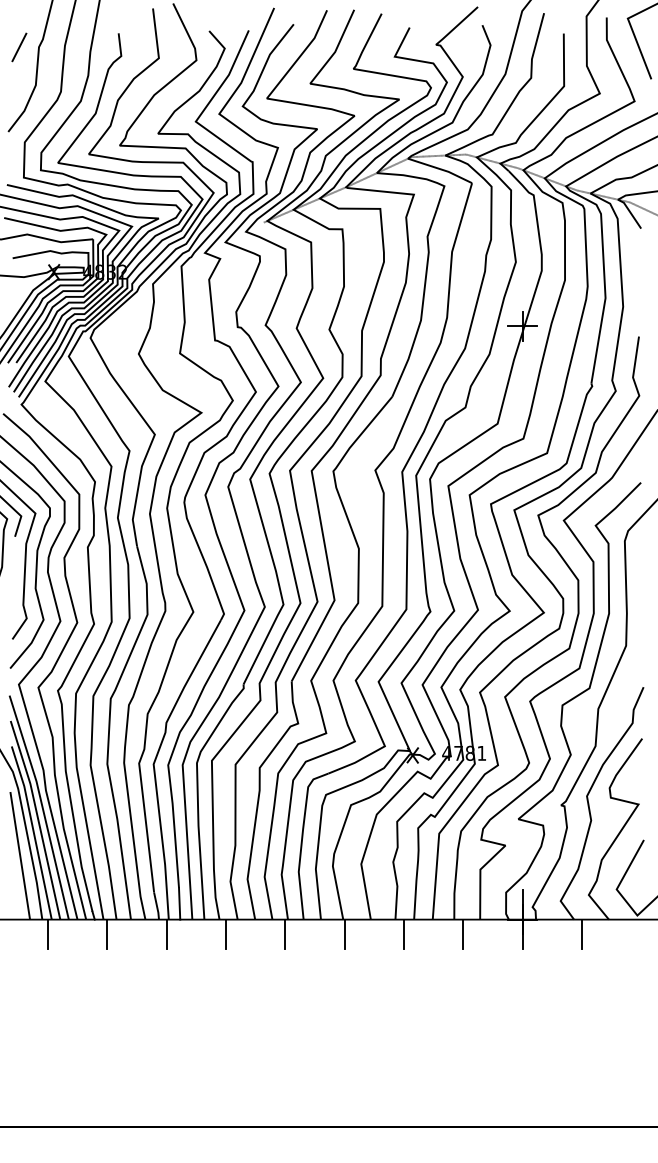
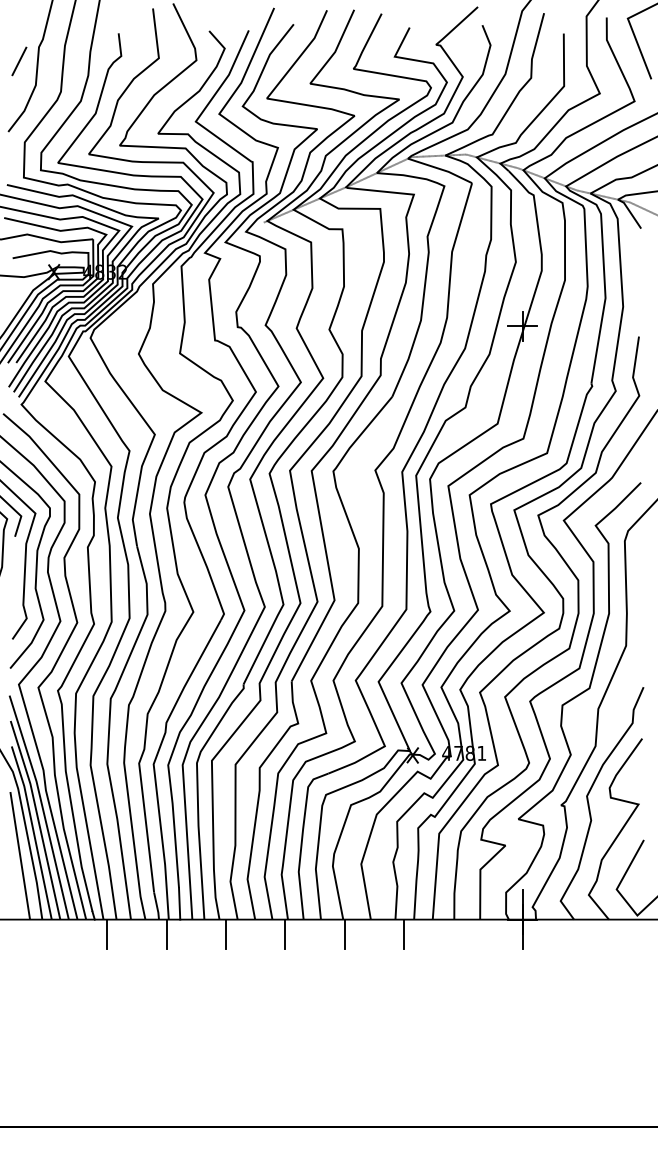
line position: (19, 47) -> (19, 61) (19, 61)
line: present -> none (48, 934)
line: present -> none (463, 934)
line: present -> none (581, 934)
